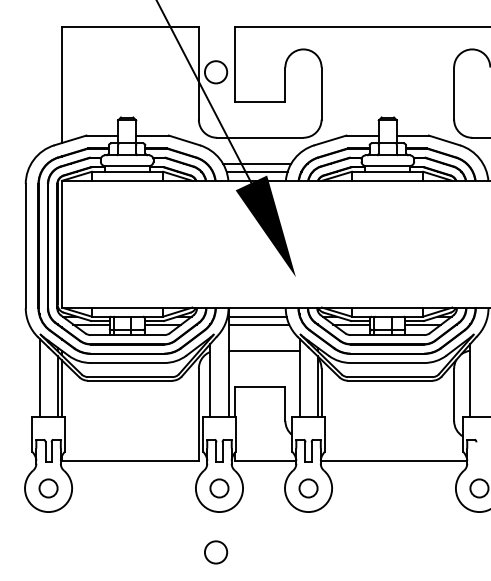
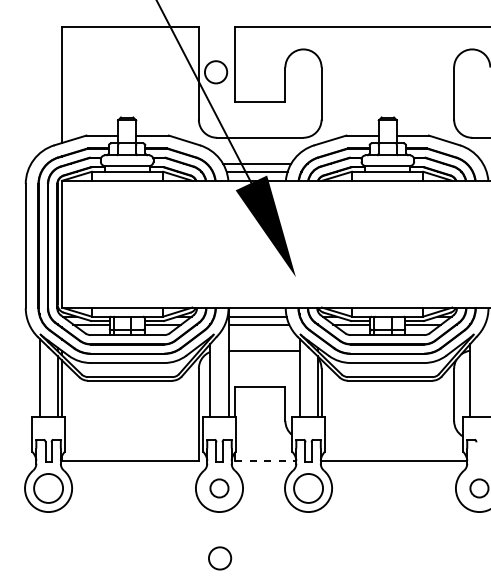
line: solid -> dashed (265, 461)
circle diameter: 18 px -> 29 px (48, 487)
circle diameter: 18 px -> 29 px (308, 487)
circle position: (216, 552) -> (220, 558) (220, 558)
